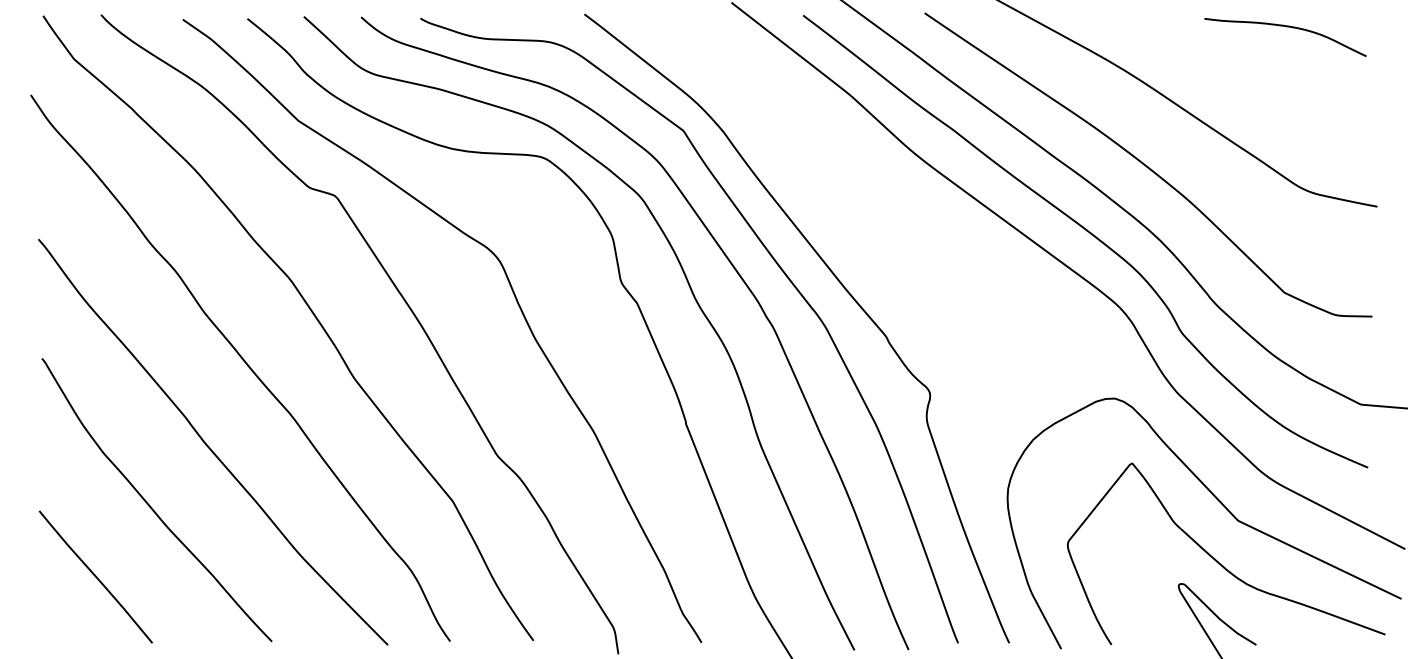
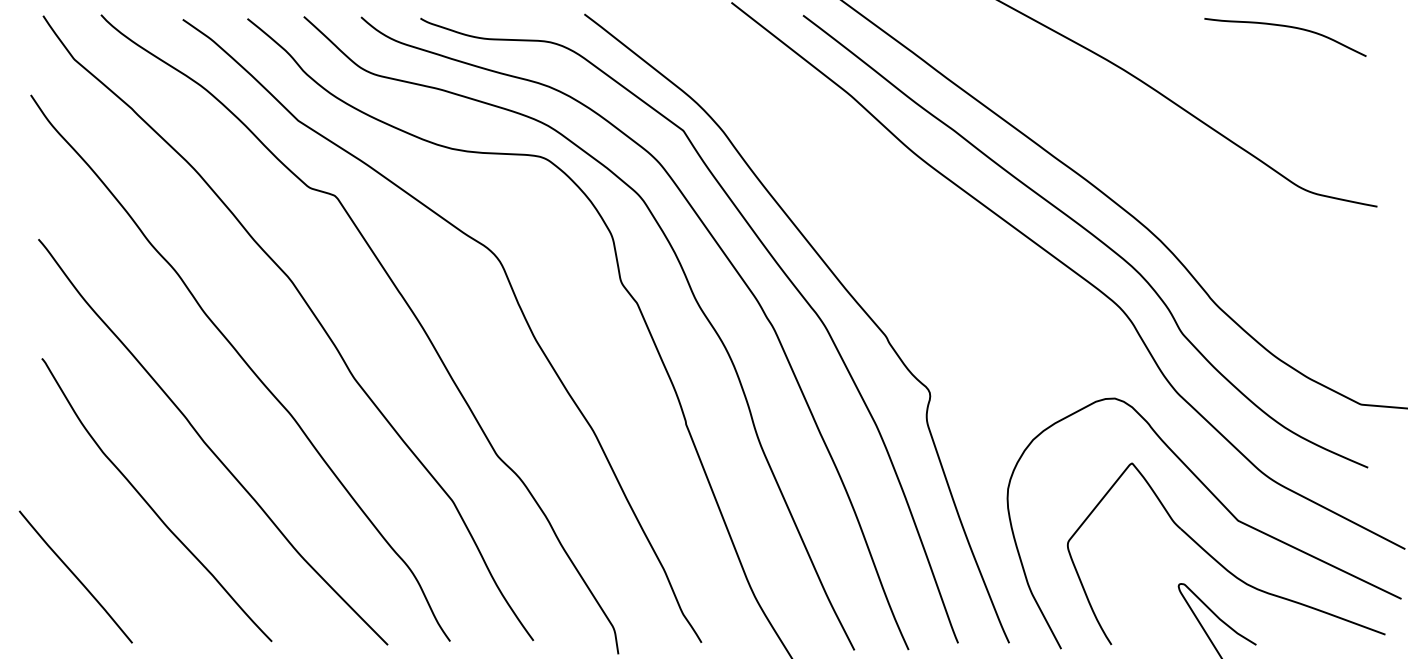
curve: present -> none (1147, 165)
line position: (95, 576) -> (75, 576) (75, 576)
